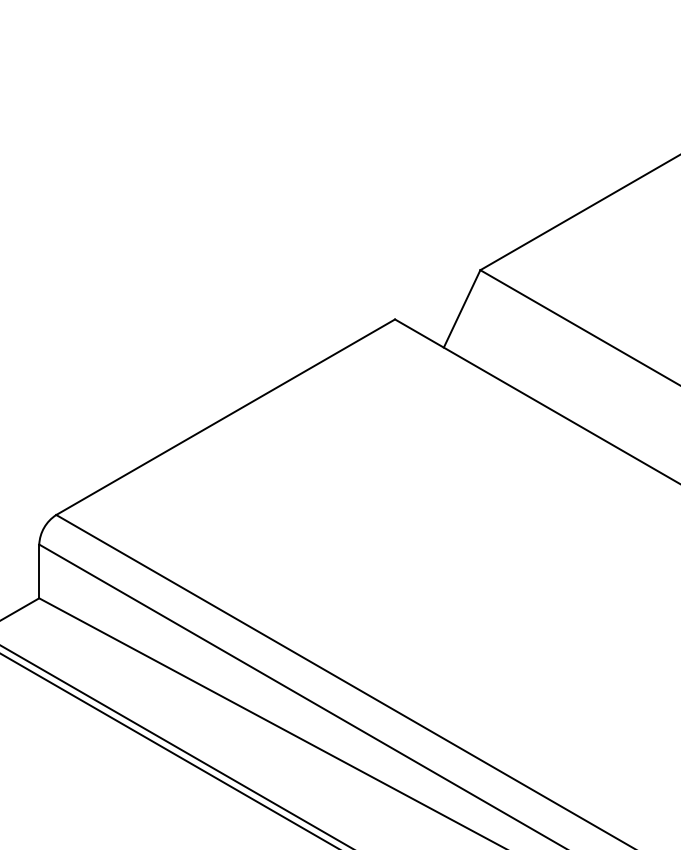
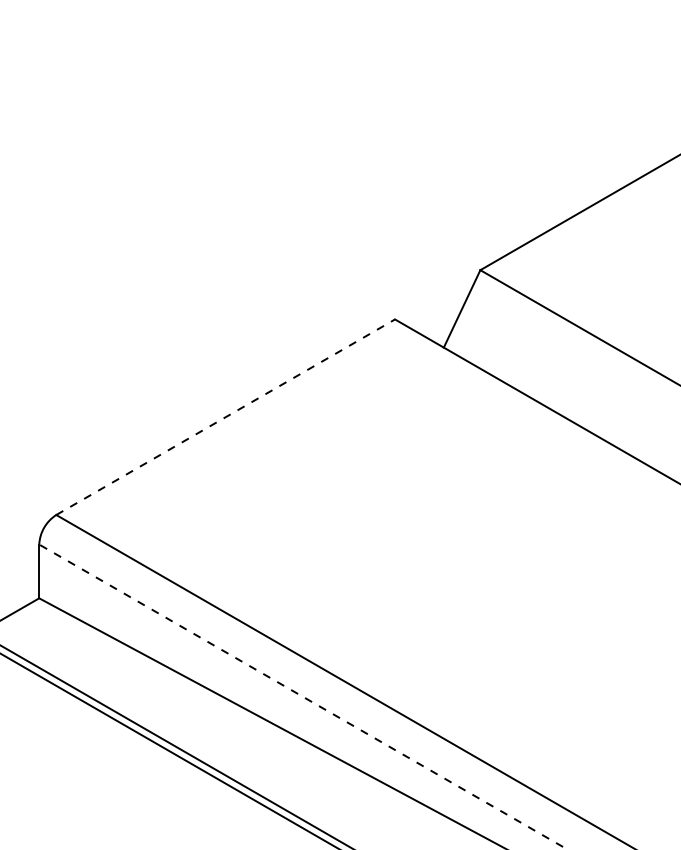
line: solid -> dashed (225, 417)
line: solid -> dashed (303, 697)
